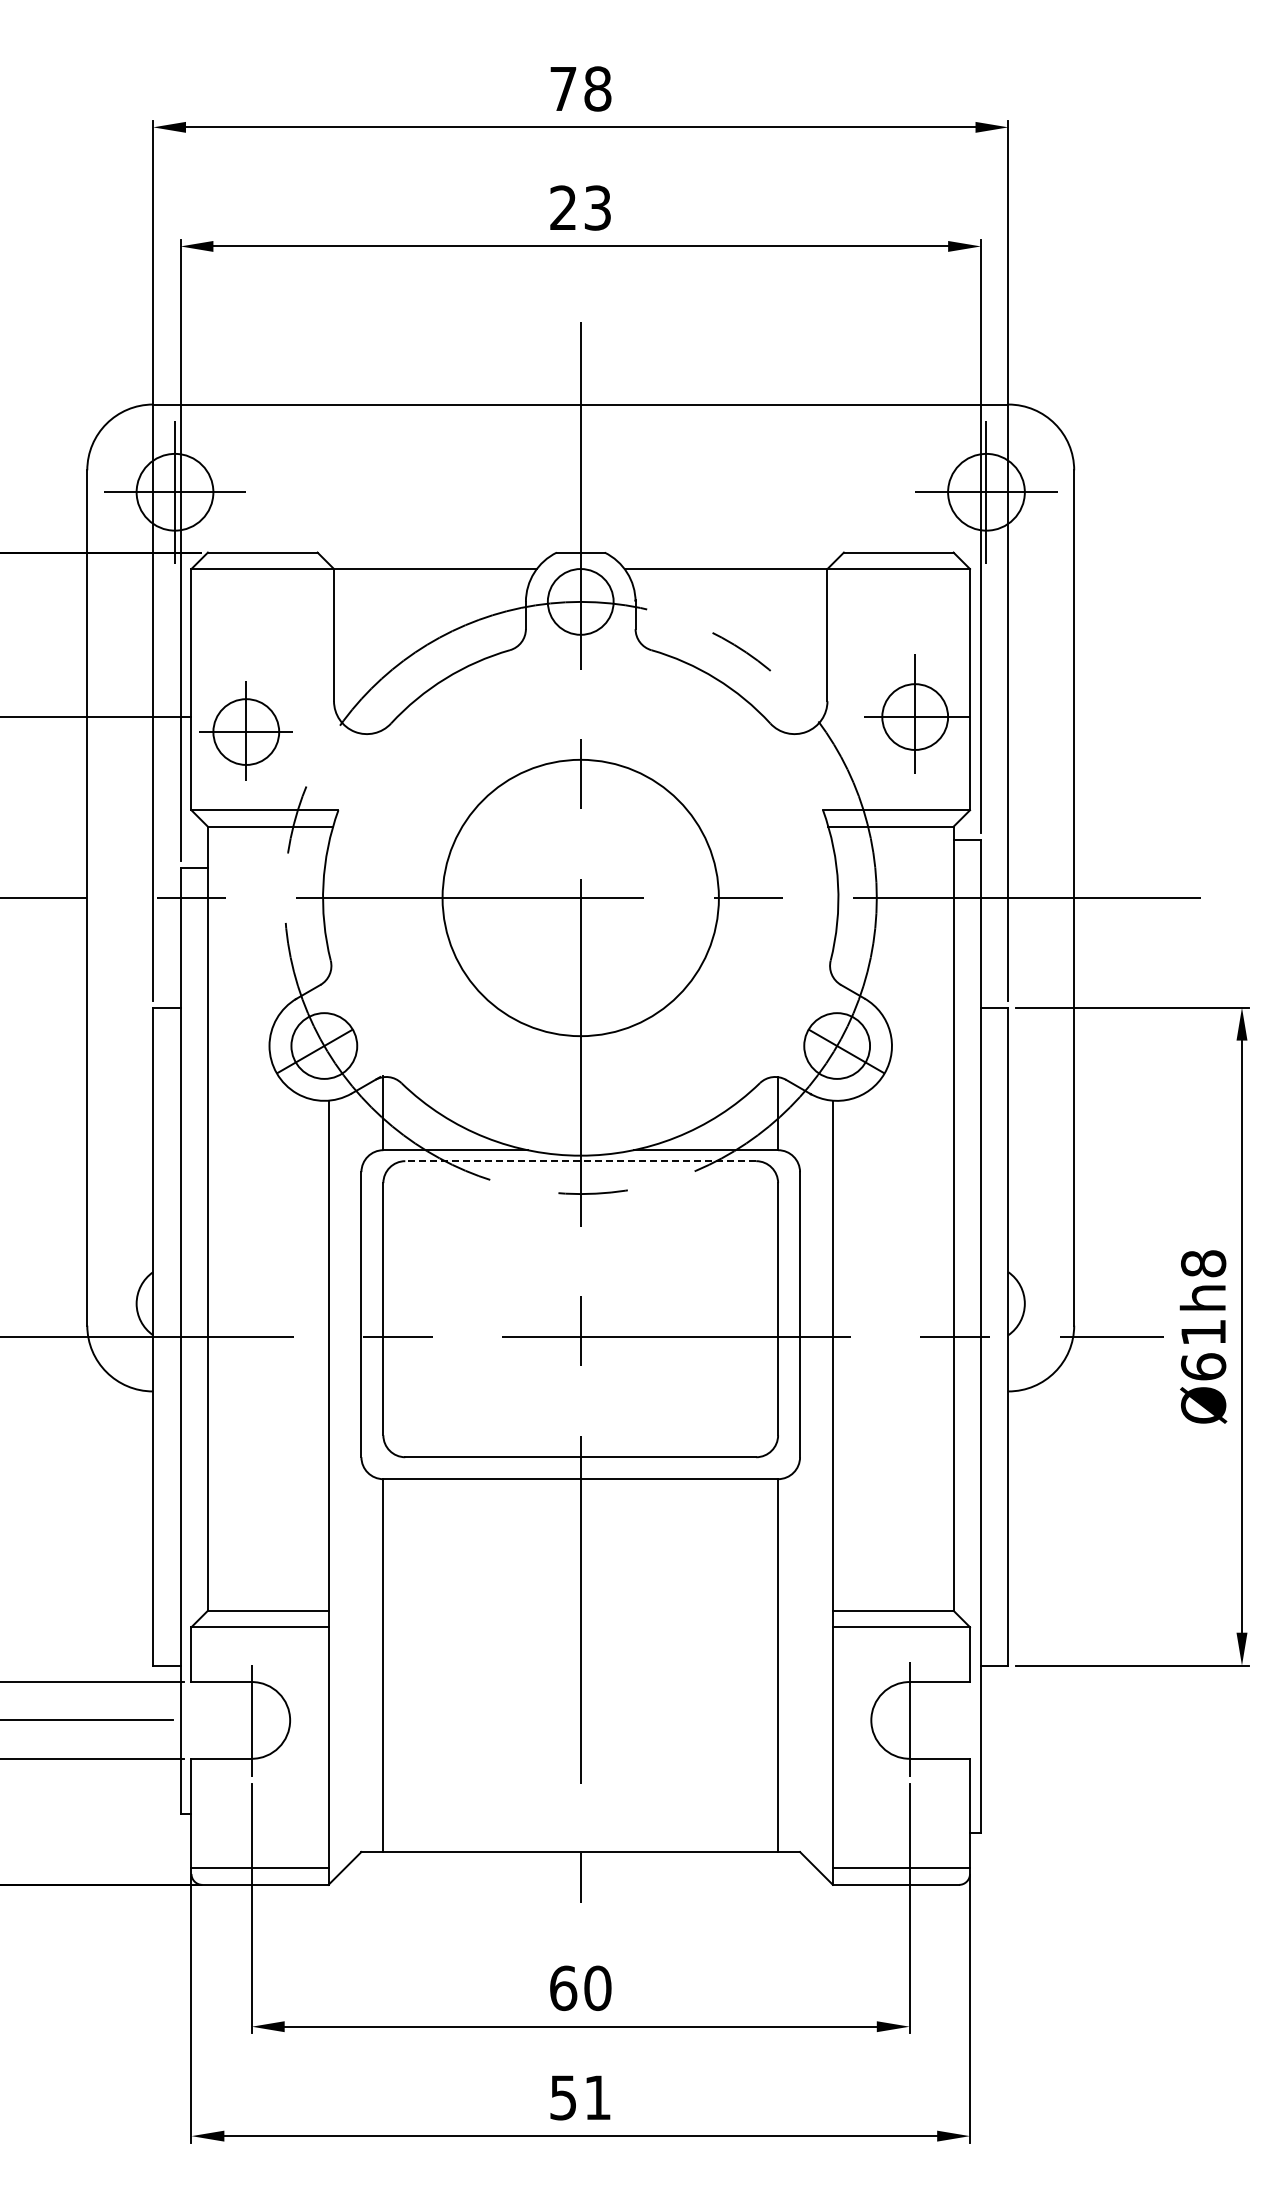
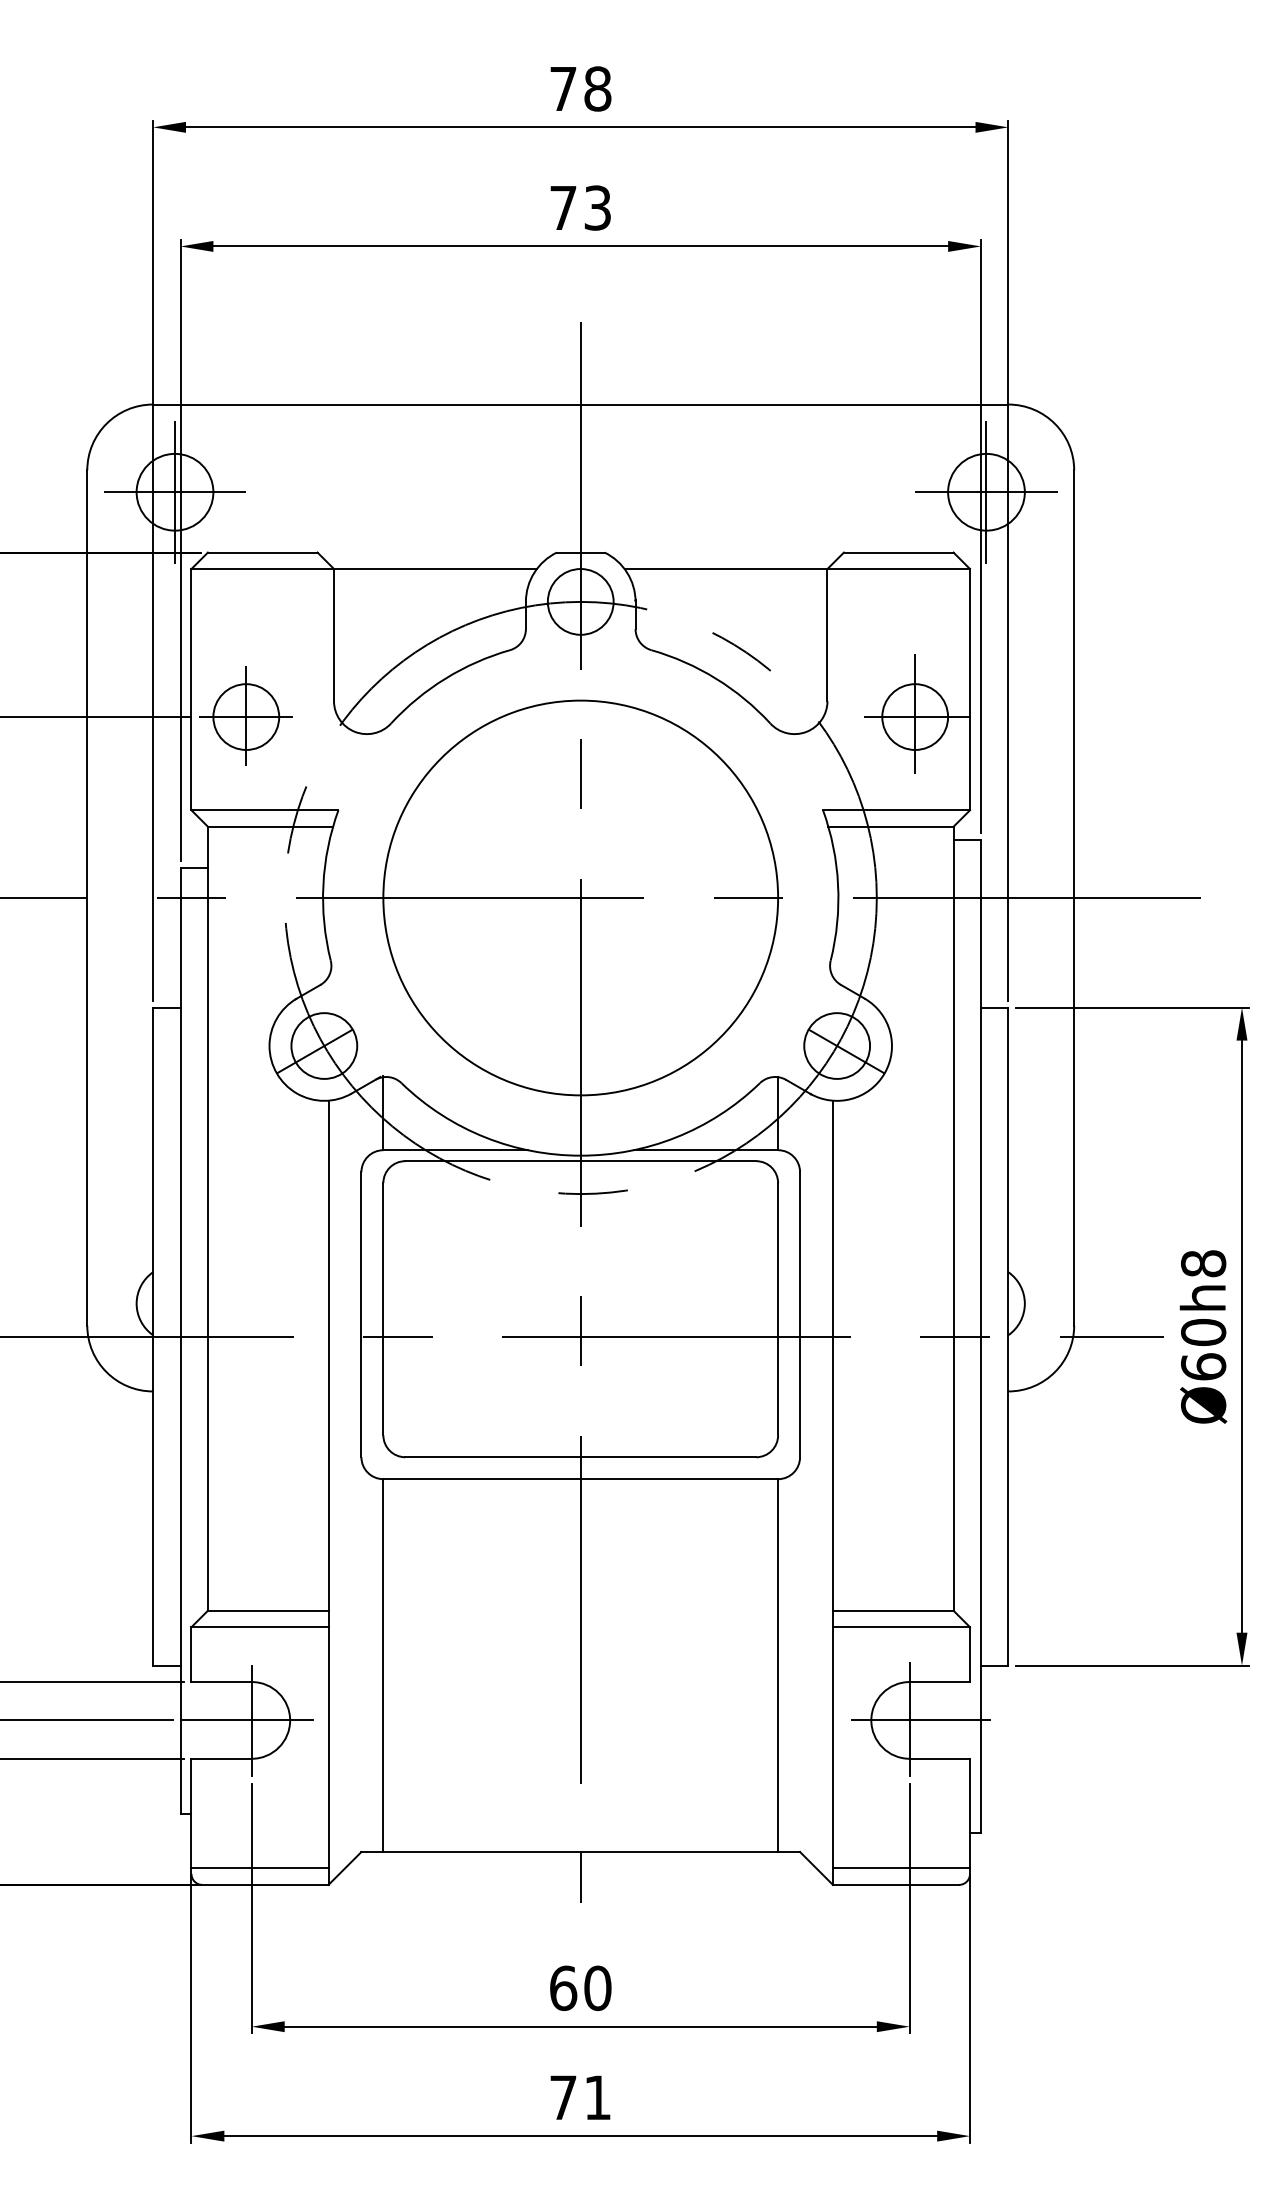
text: 23 -> 73 (563, 207)
part position: (245, 730) -> (245, 715) (245, 715)
circle diameter: 276 px -> 395 px (580, 897)
line: dashed -> solid (580, 1161)
text: Ø61h8 -> Ø60h8 (1203, 1332)
line: none -> present (246, 1720)
line: none -> present (921, 1720)
text: 51 -> 71 (563, 2097)
